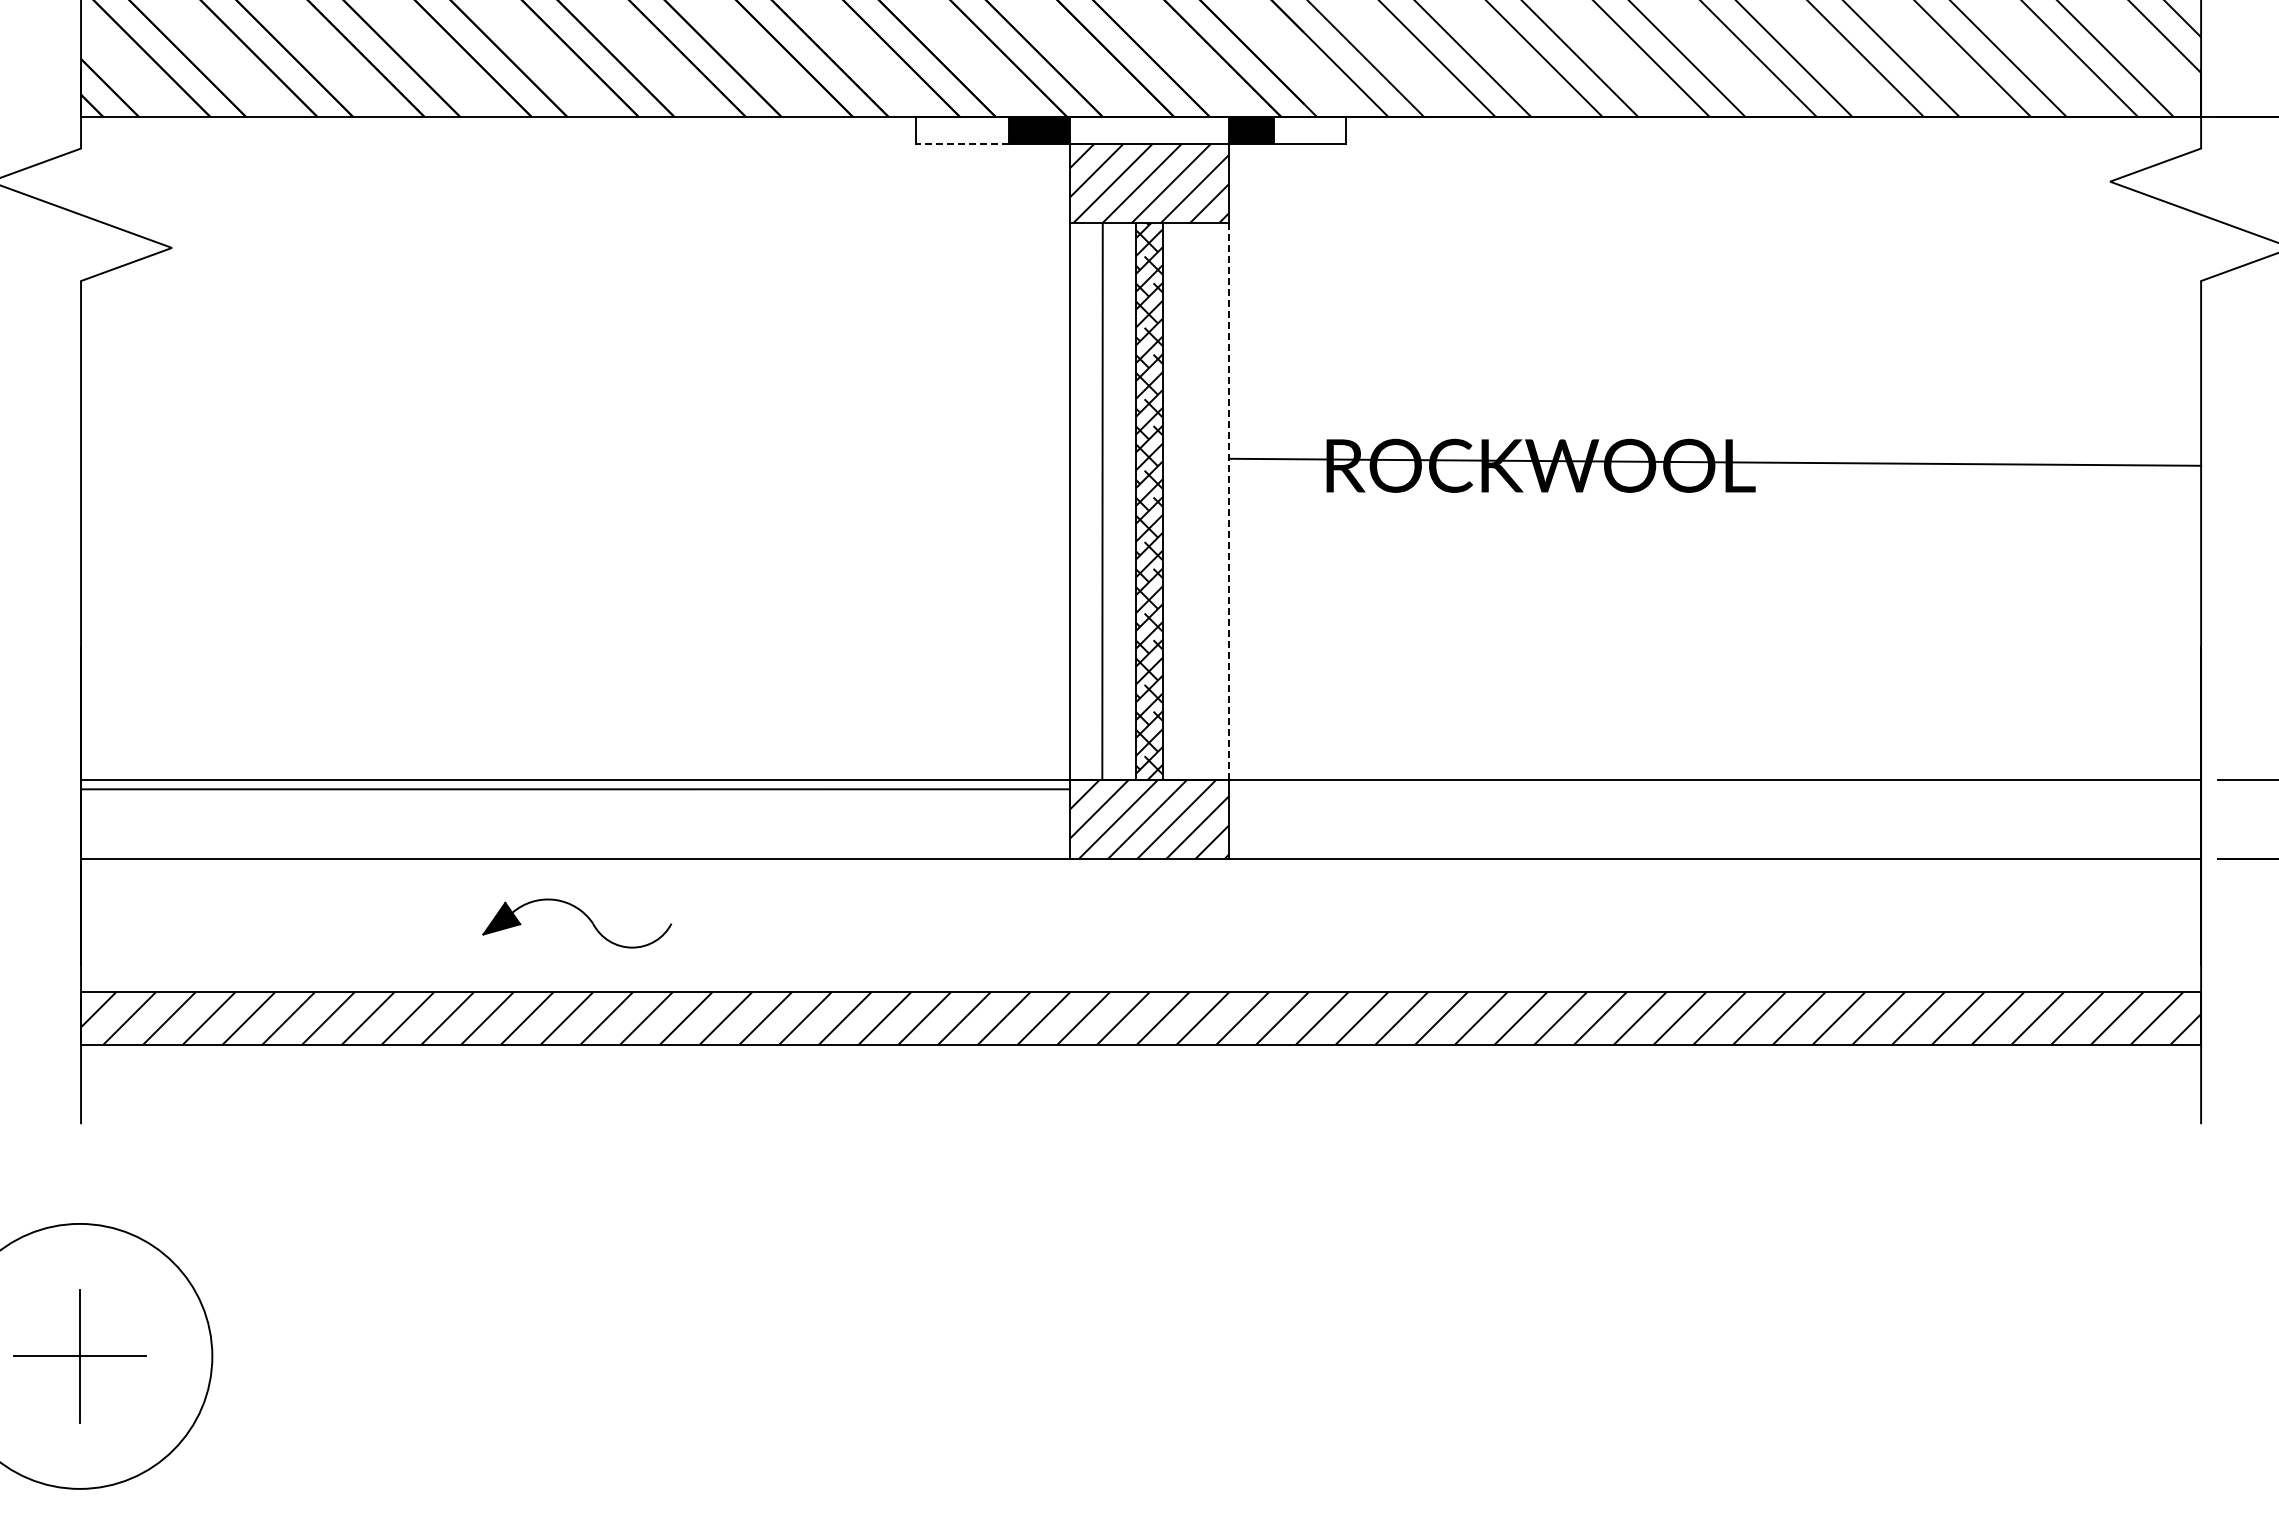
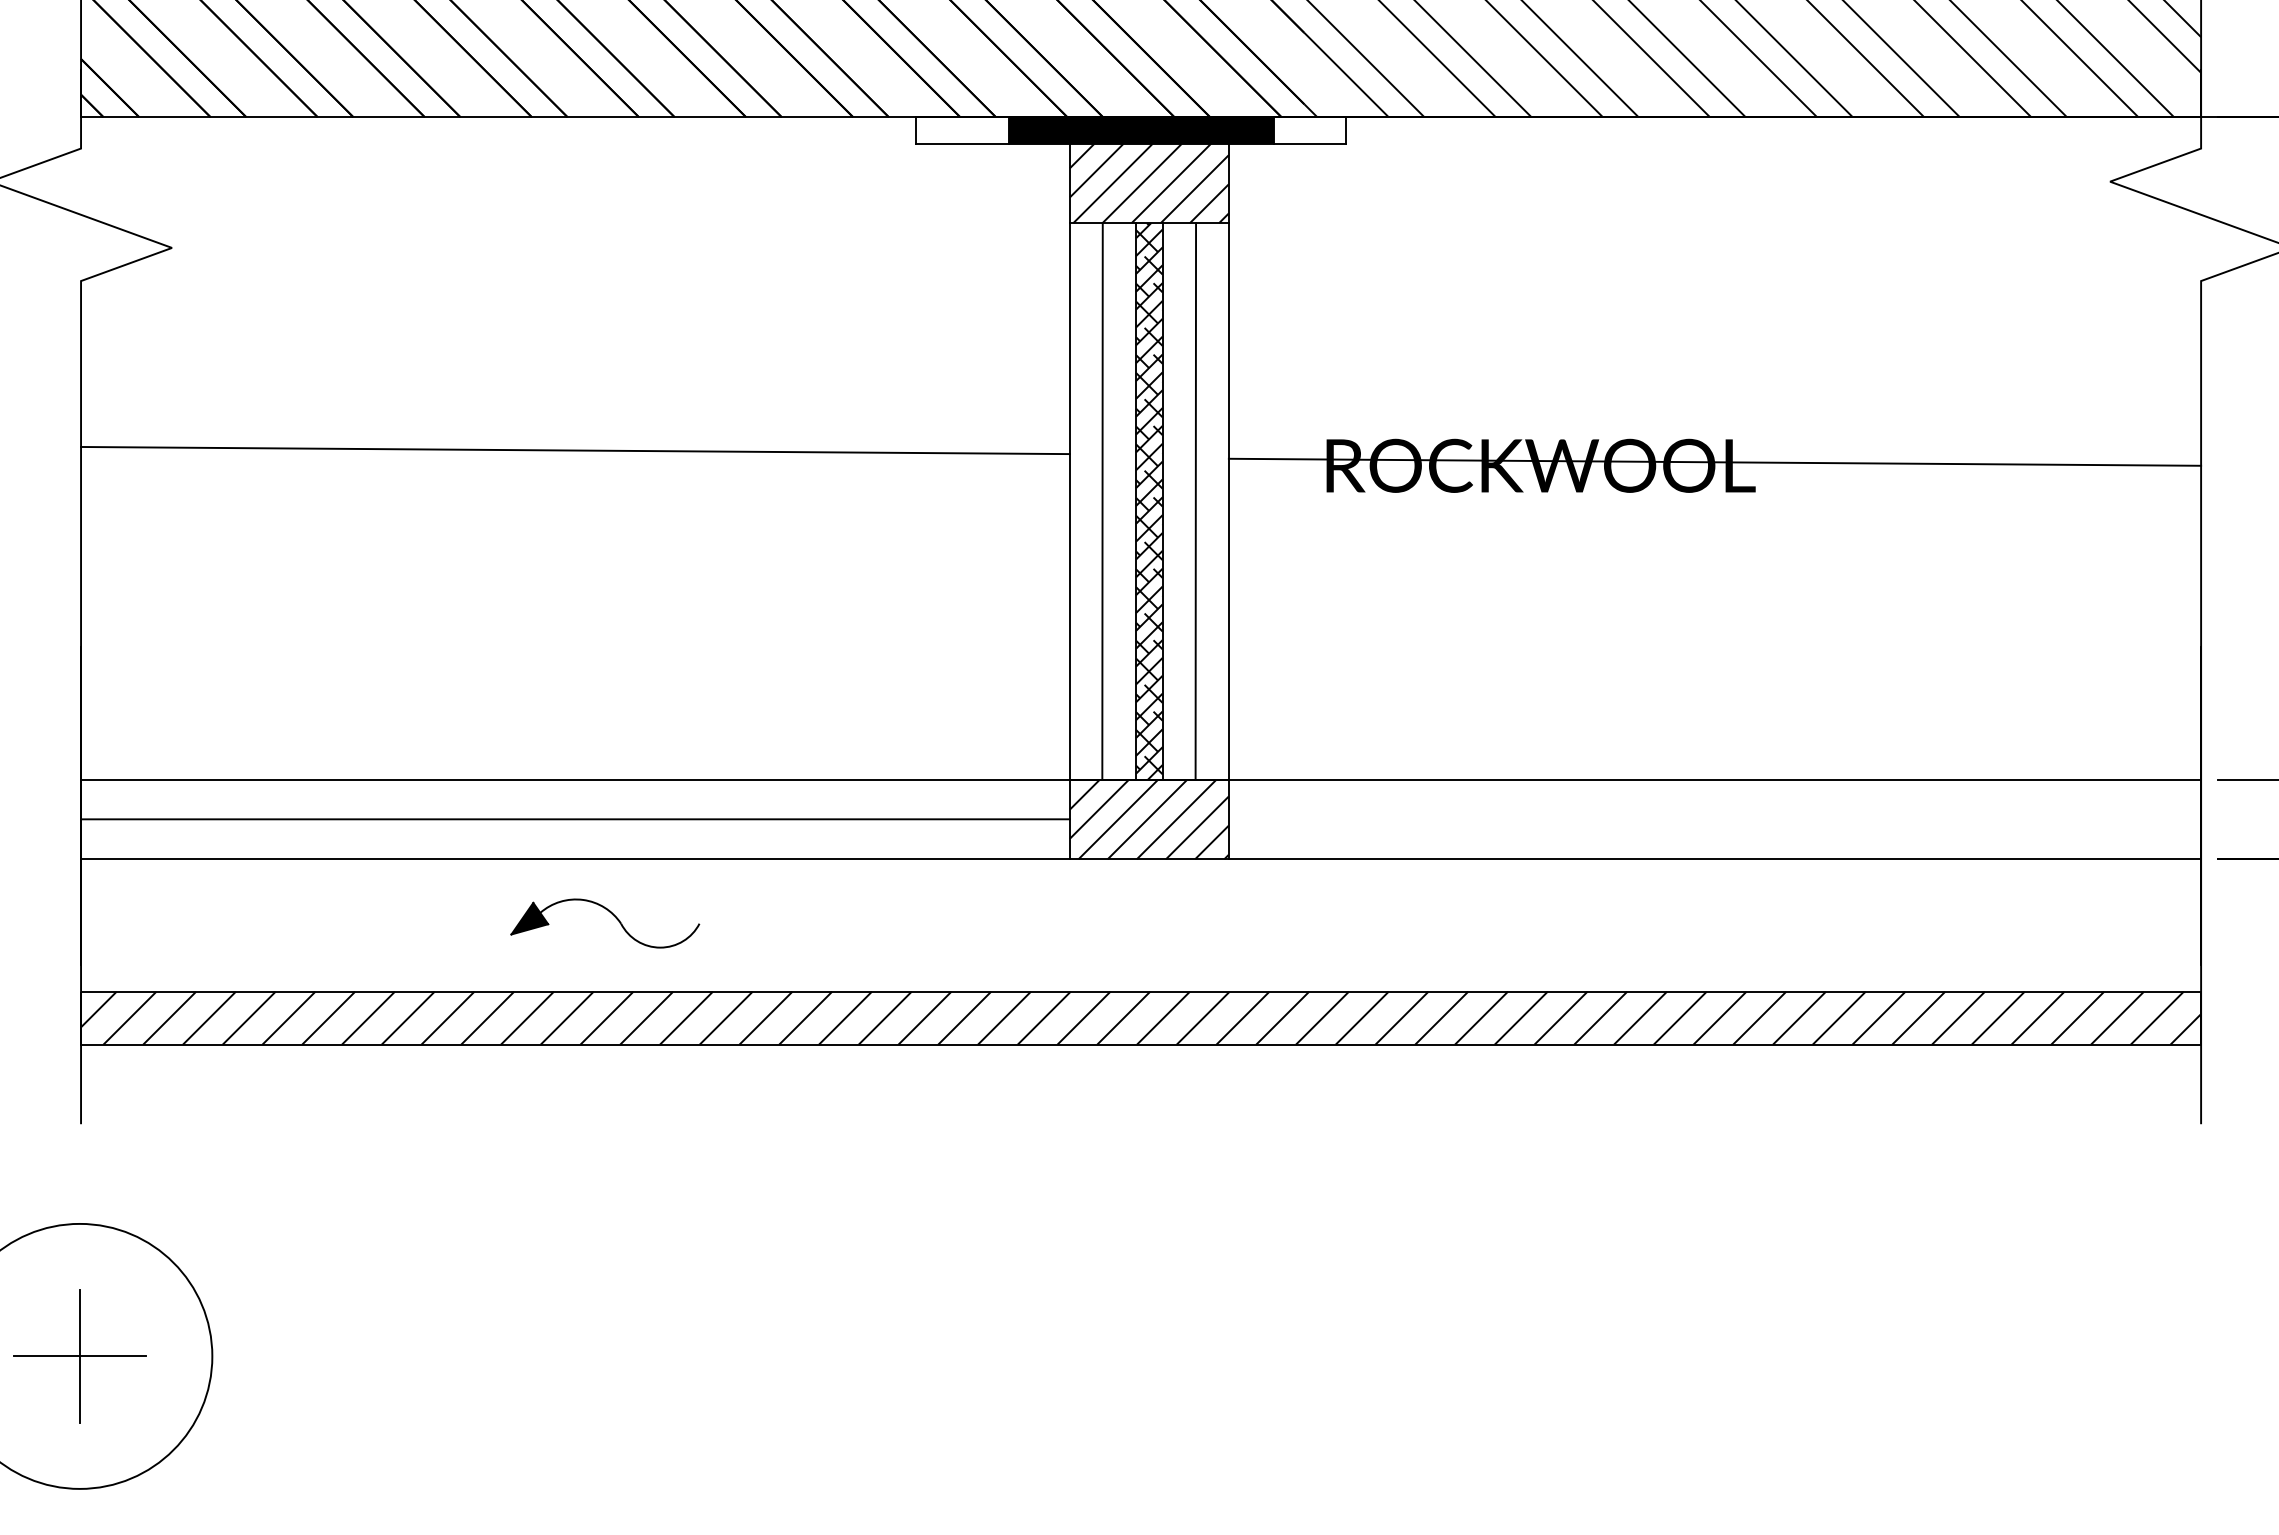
fill: none -> present (1148, 130)
line: dashed -> solid (961, 143)
line: none -> present (575, 450)
line: none -> present (1195, 501)
line: dashed -> solid (1228, 501)
line position: (575, 789) -> (575, 819) (575, 819)
part position: (584, 915) -> (612, 915) (612, 915)
